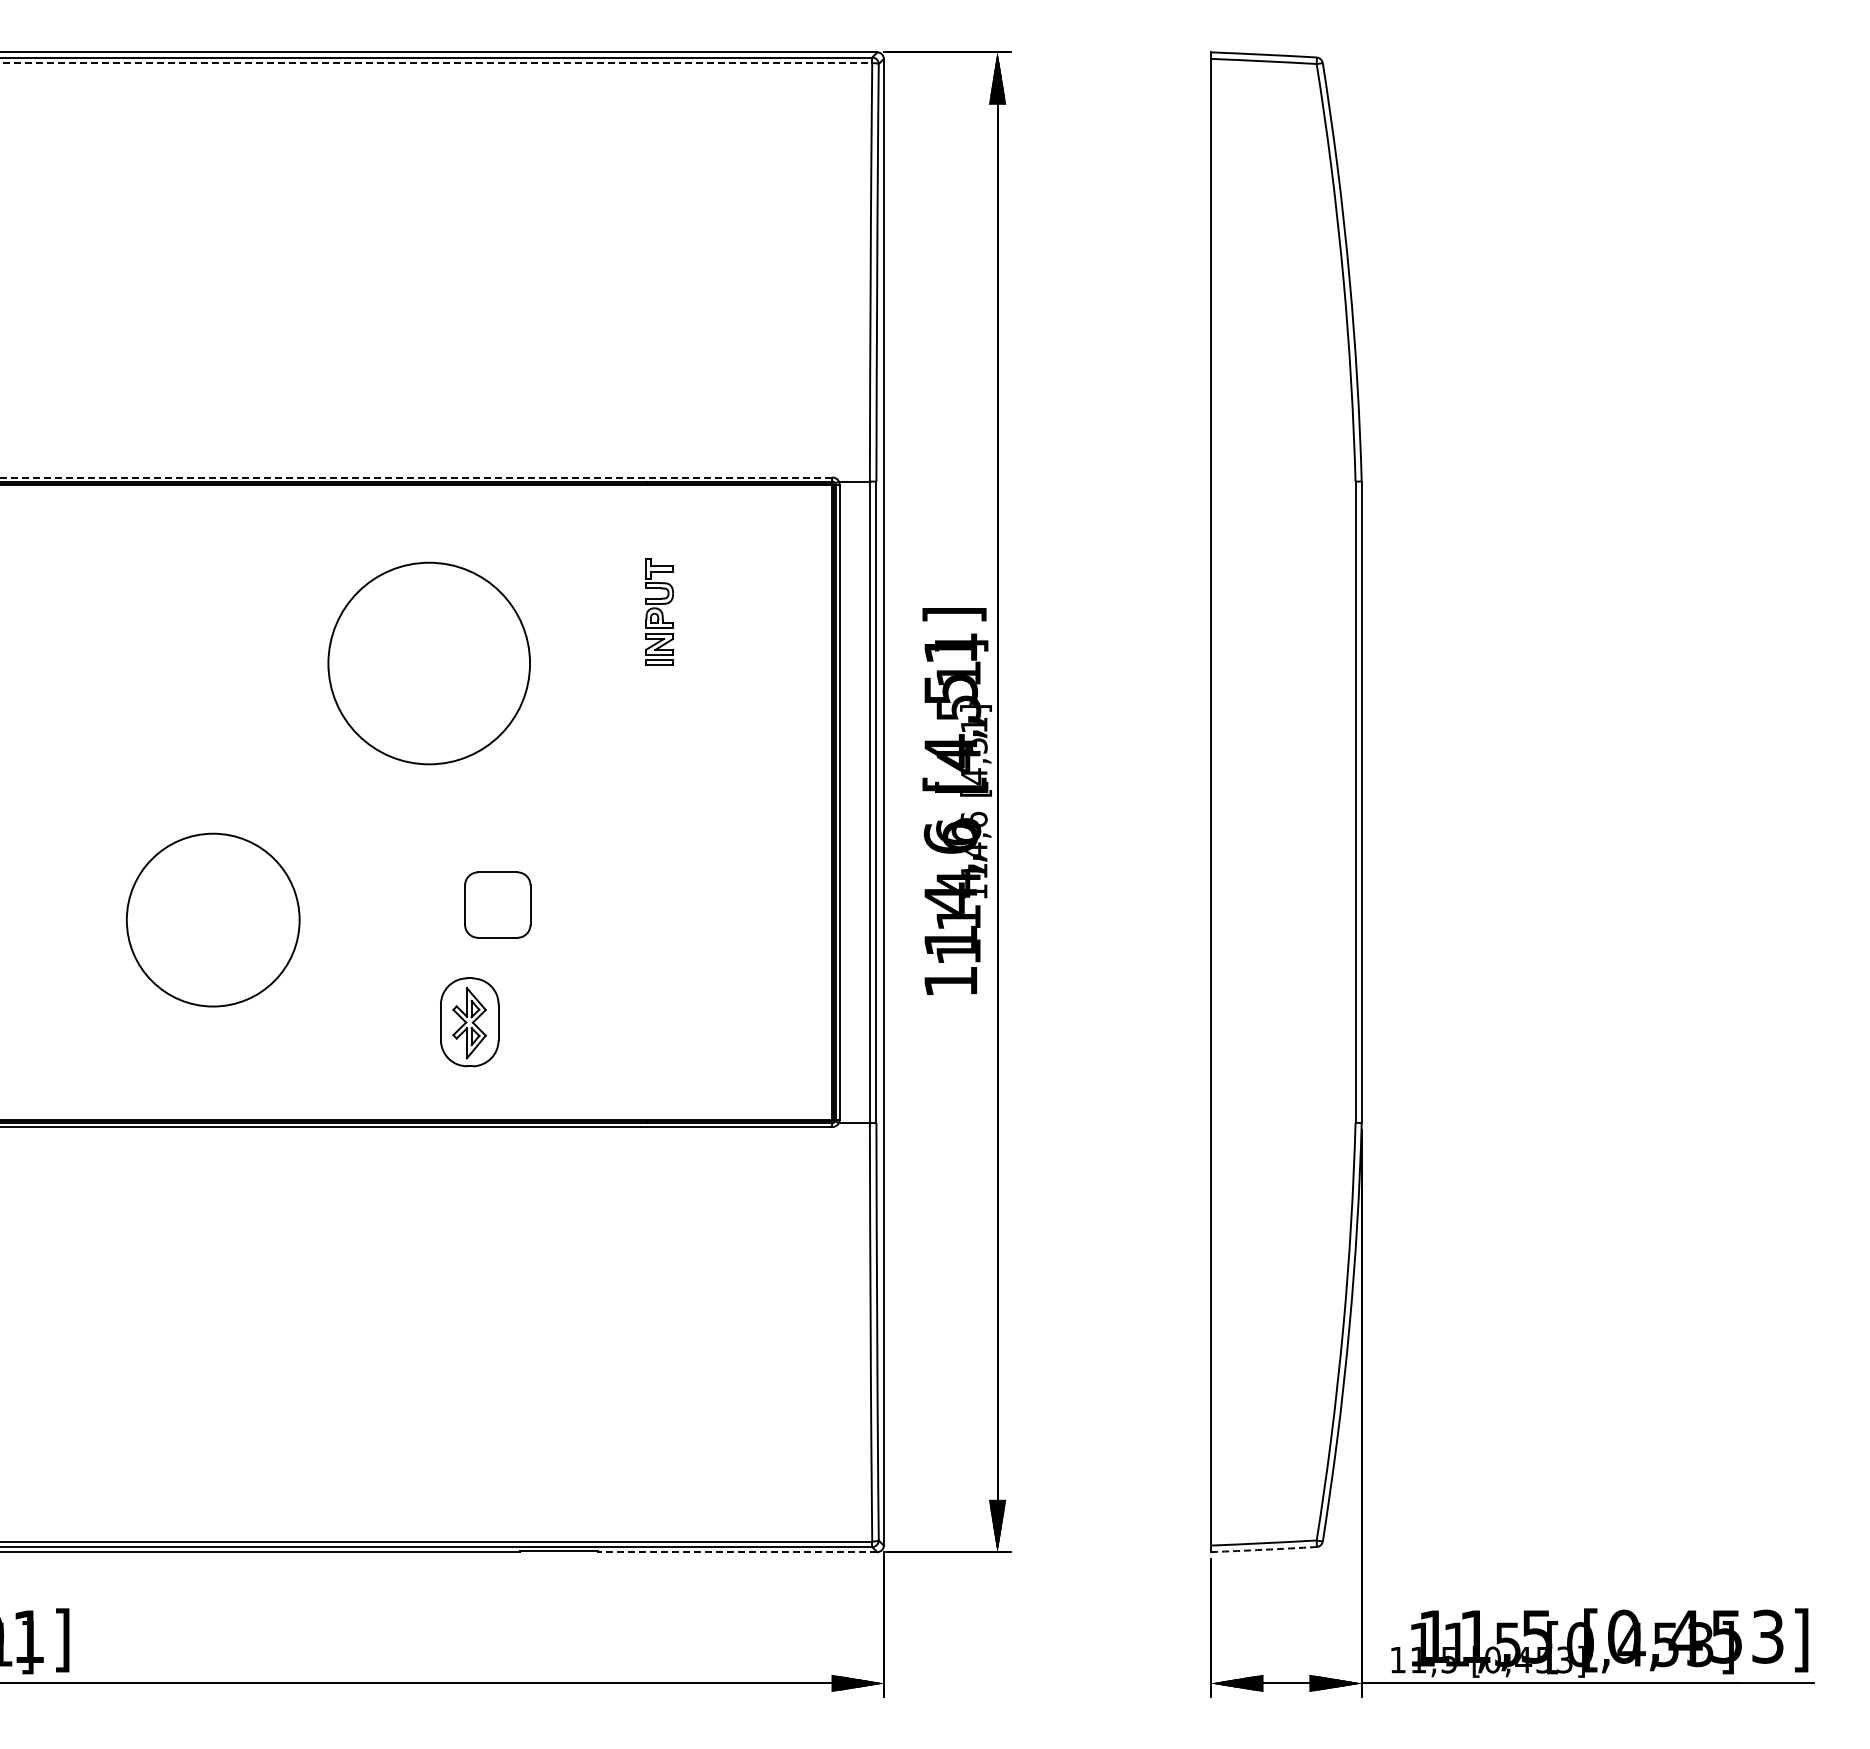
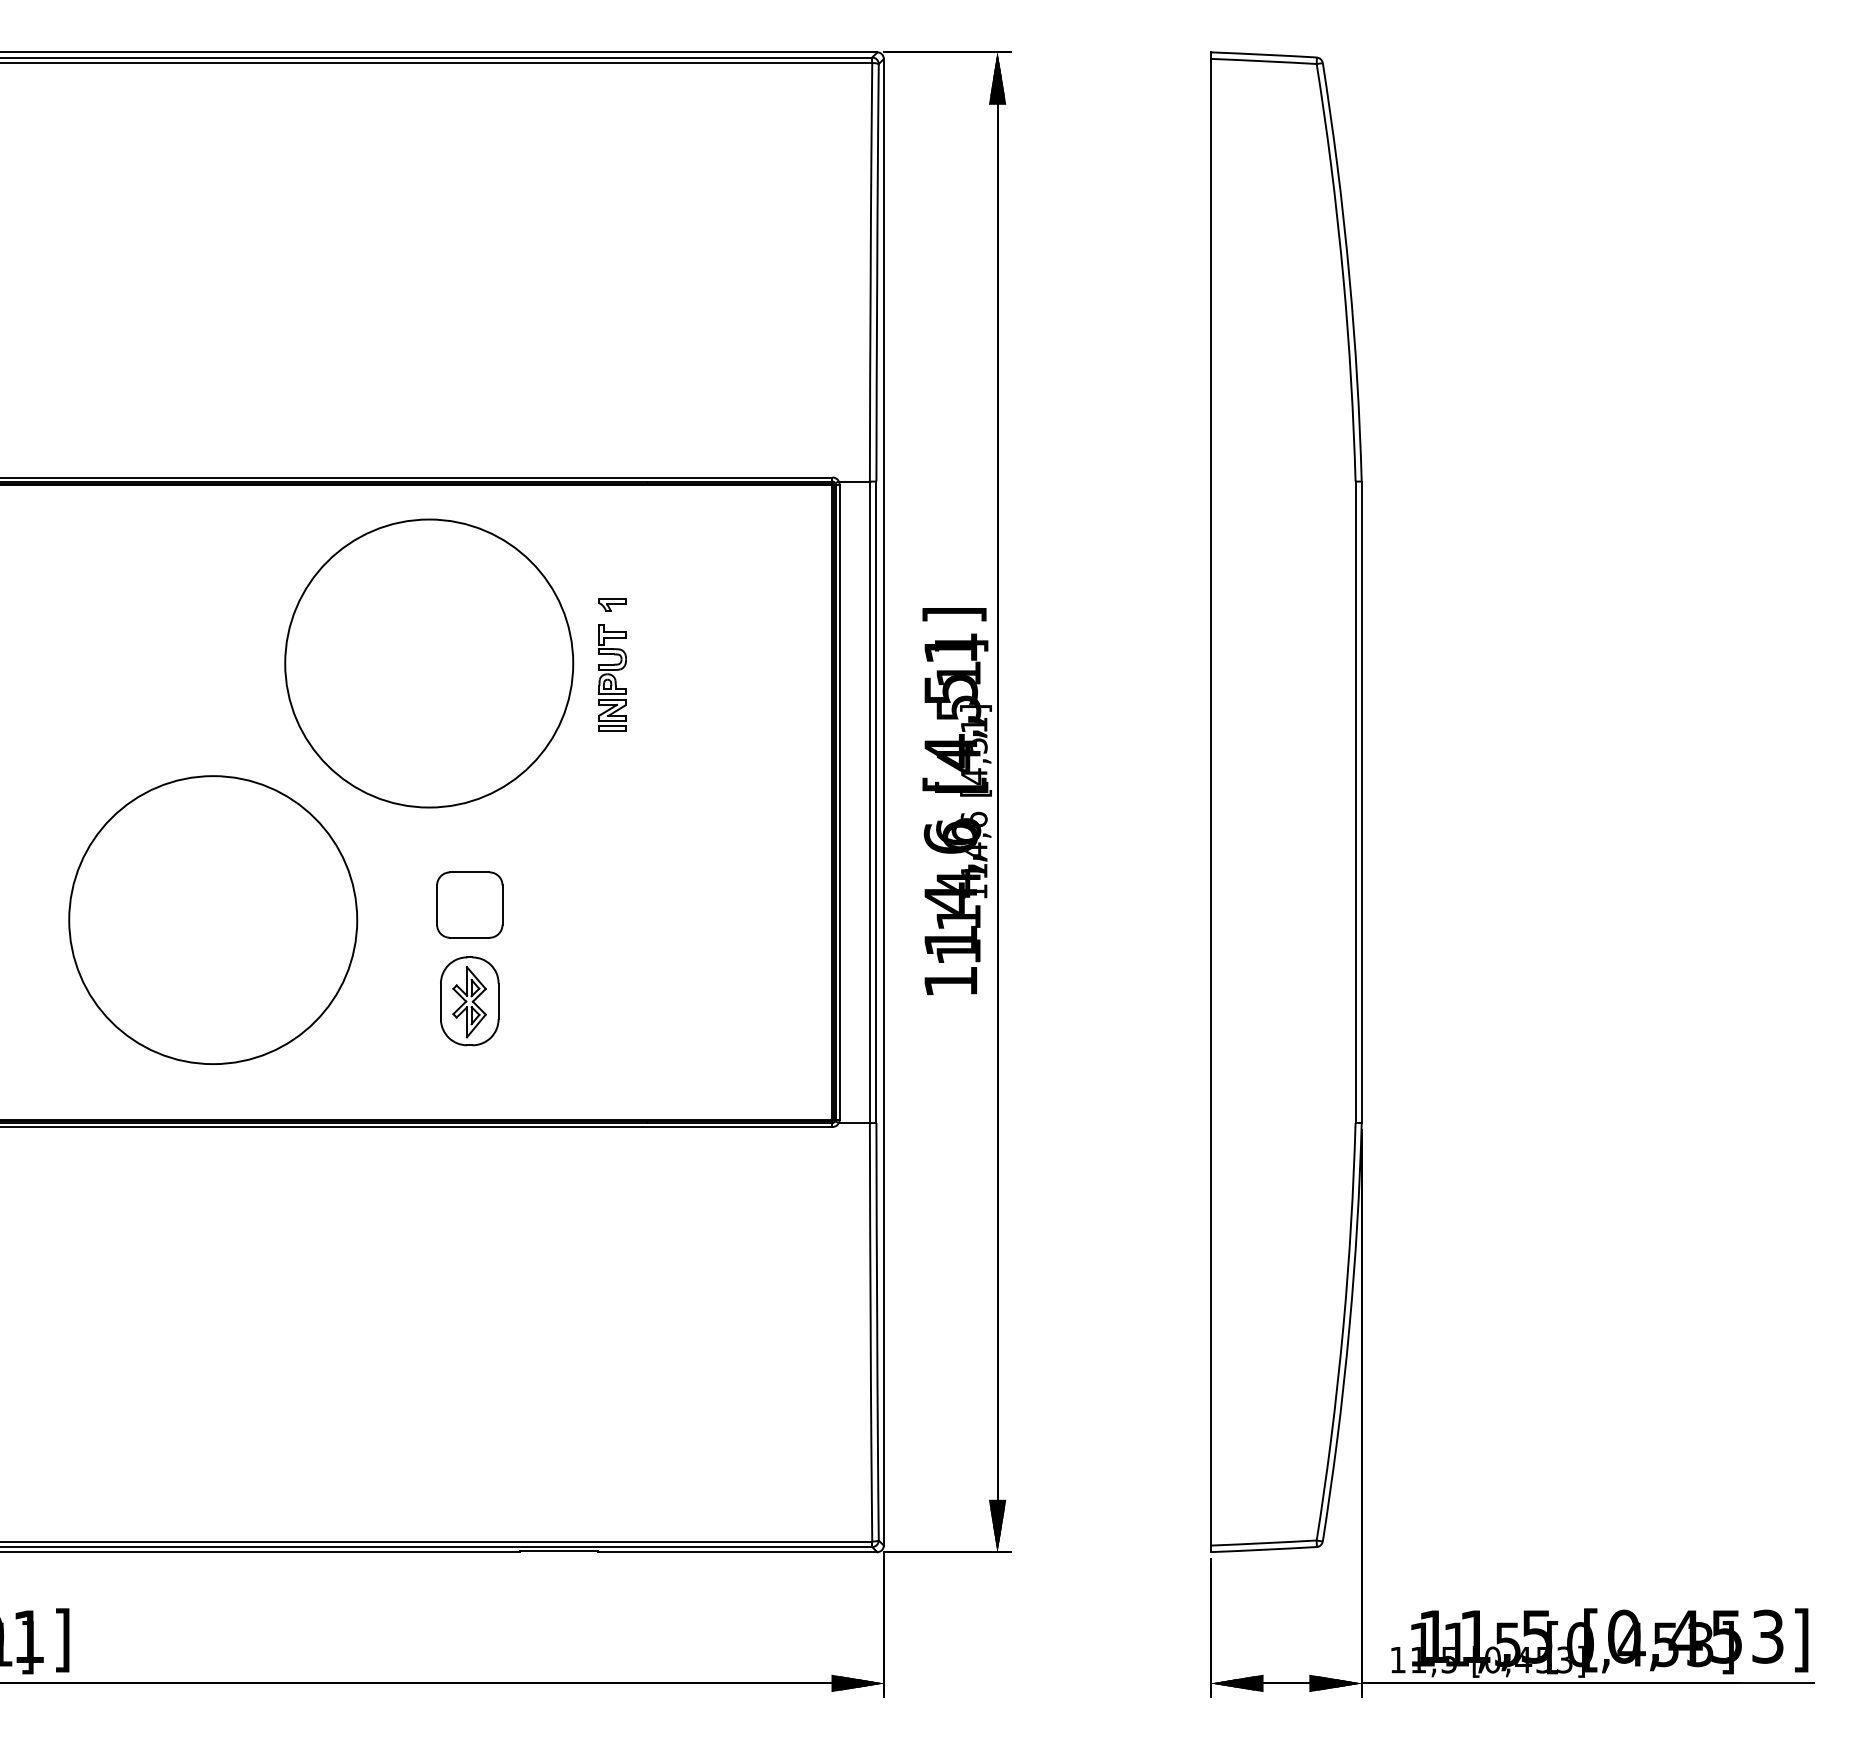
line: dashed -> solid (436, 63)
line: dashed -> solid (416, 477)
part: none -> present (612, 604)
part position: (659, 611) -> (612, 677) (612, 677)
circle diameter: 202 px -> 288 px (429, 663)
part position: (497, 904) -> (469, 904) (469, 904)
circle diameter: 173 px -> 288 px (213, 920)
part position: (469, 1022) -> (469, 1001) (469, 1001)
arc: dashed -> solid (1263, 1549)
line: dashed -> solid (737, 1552)
